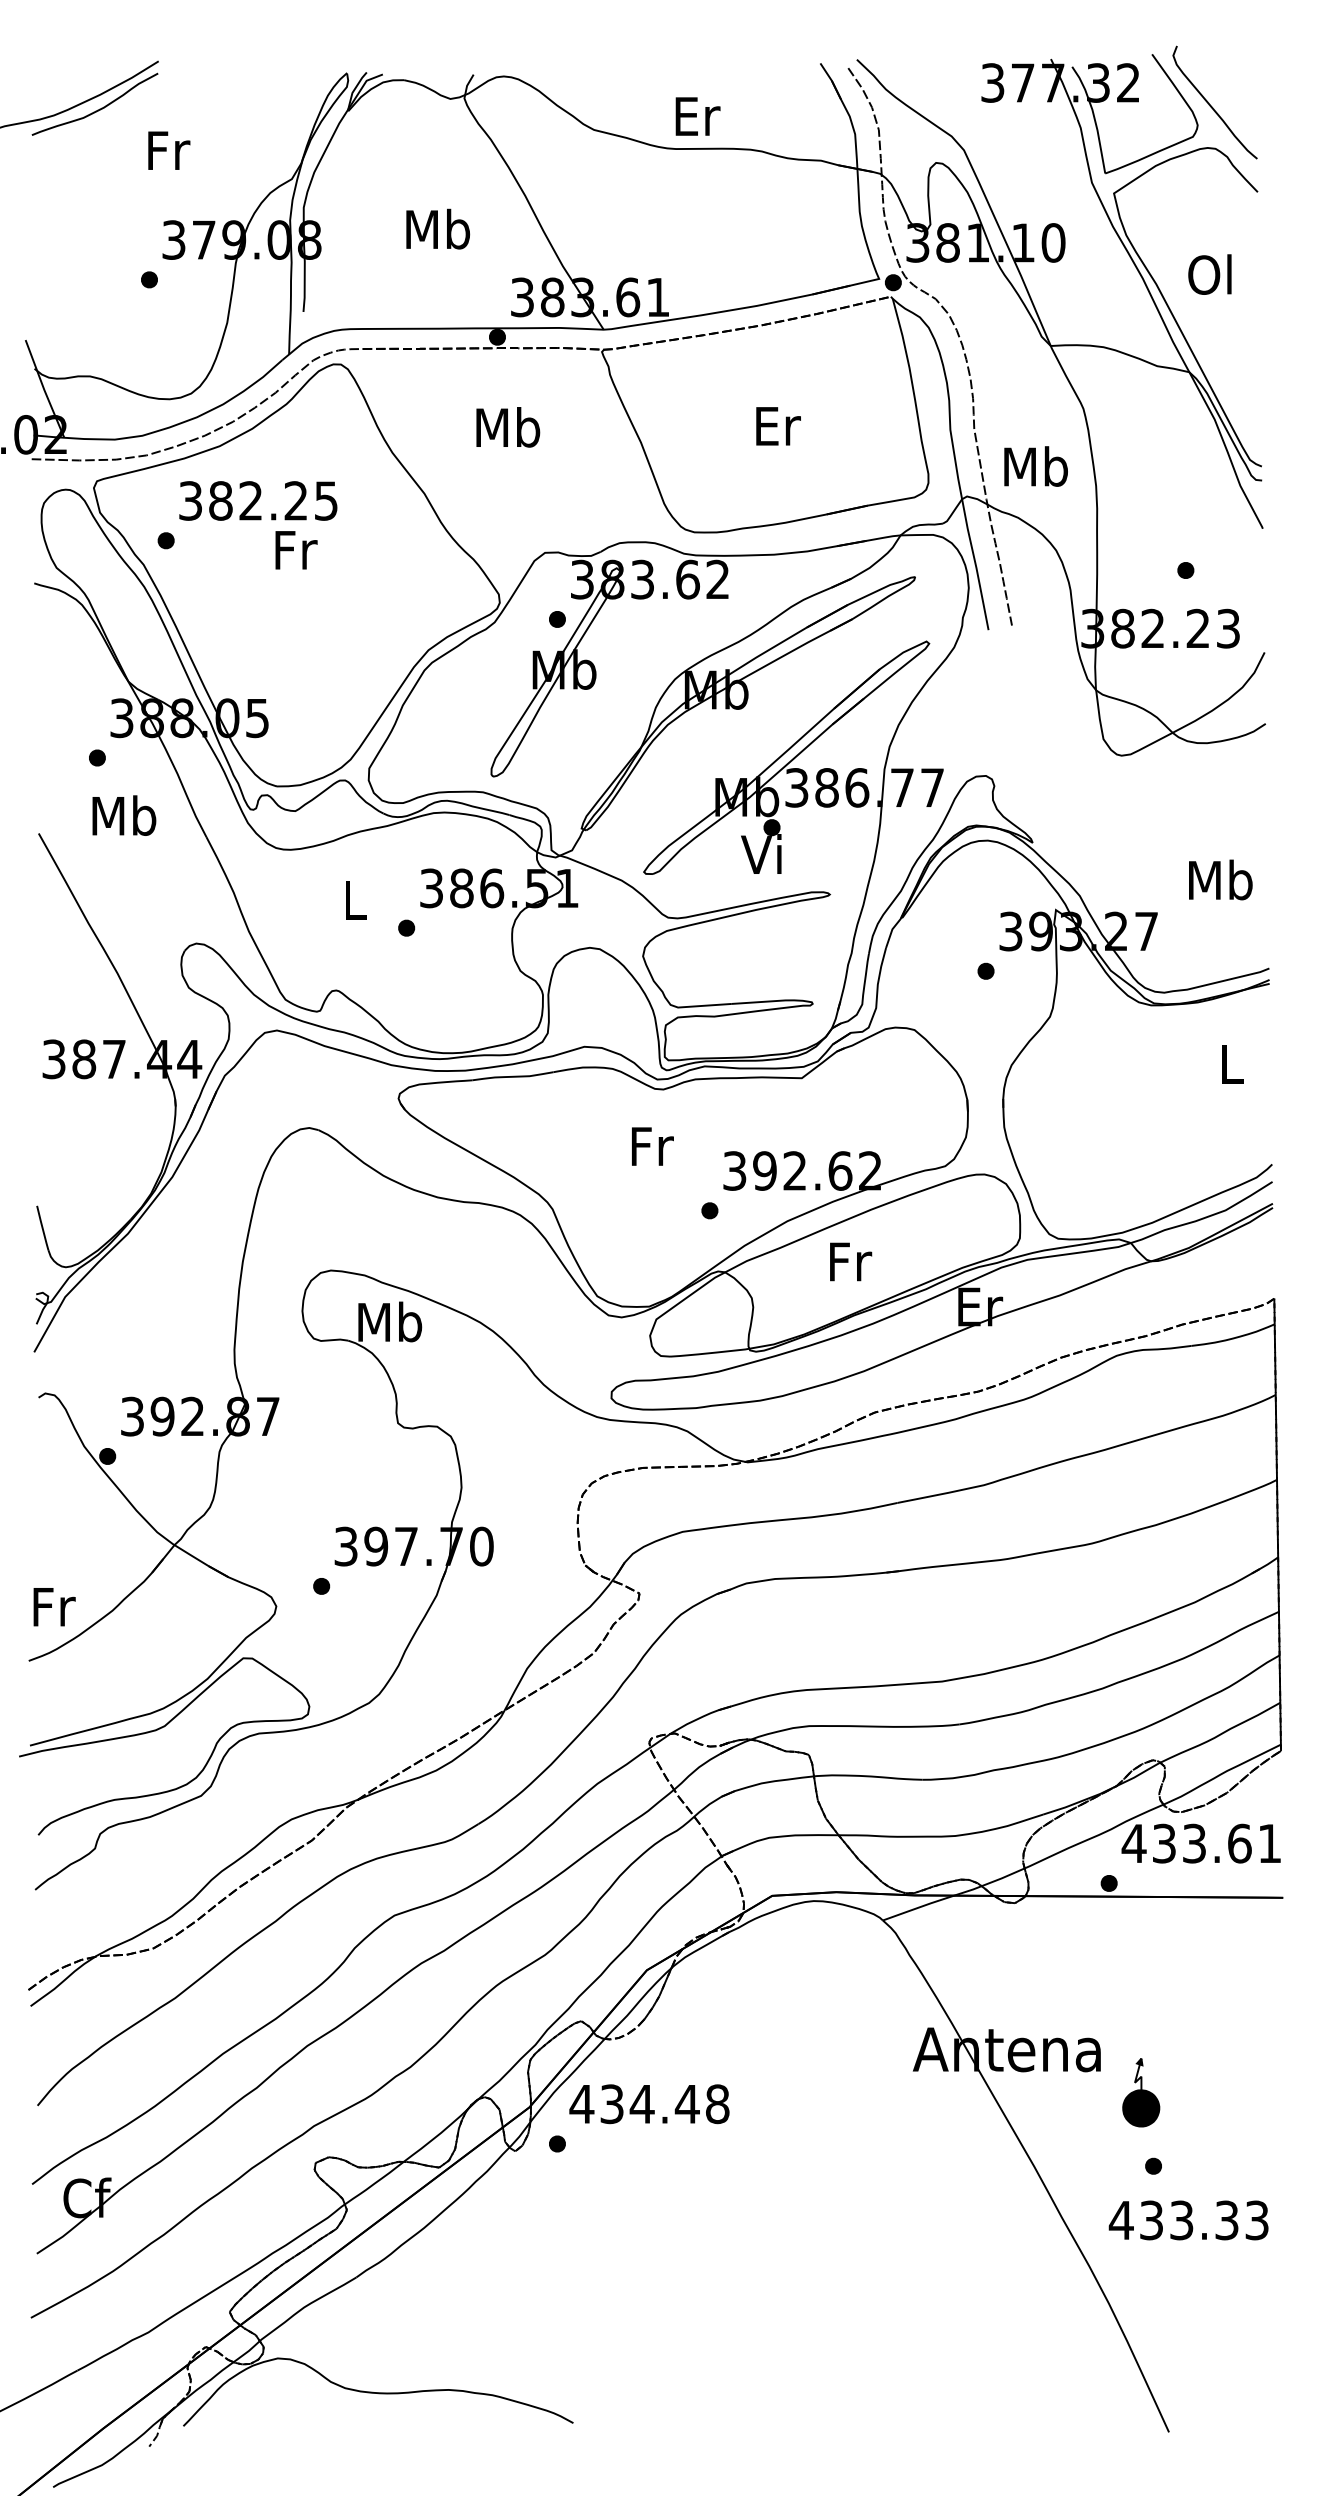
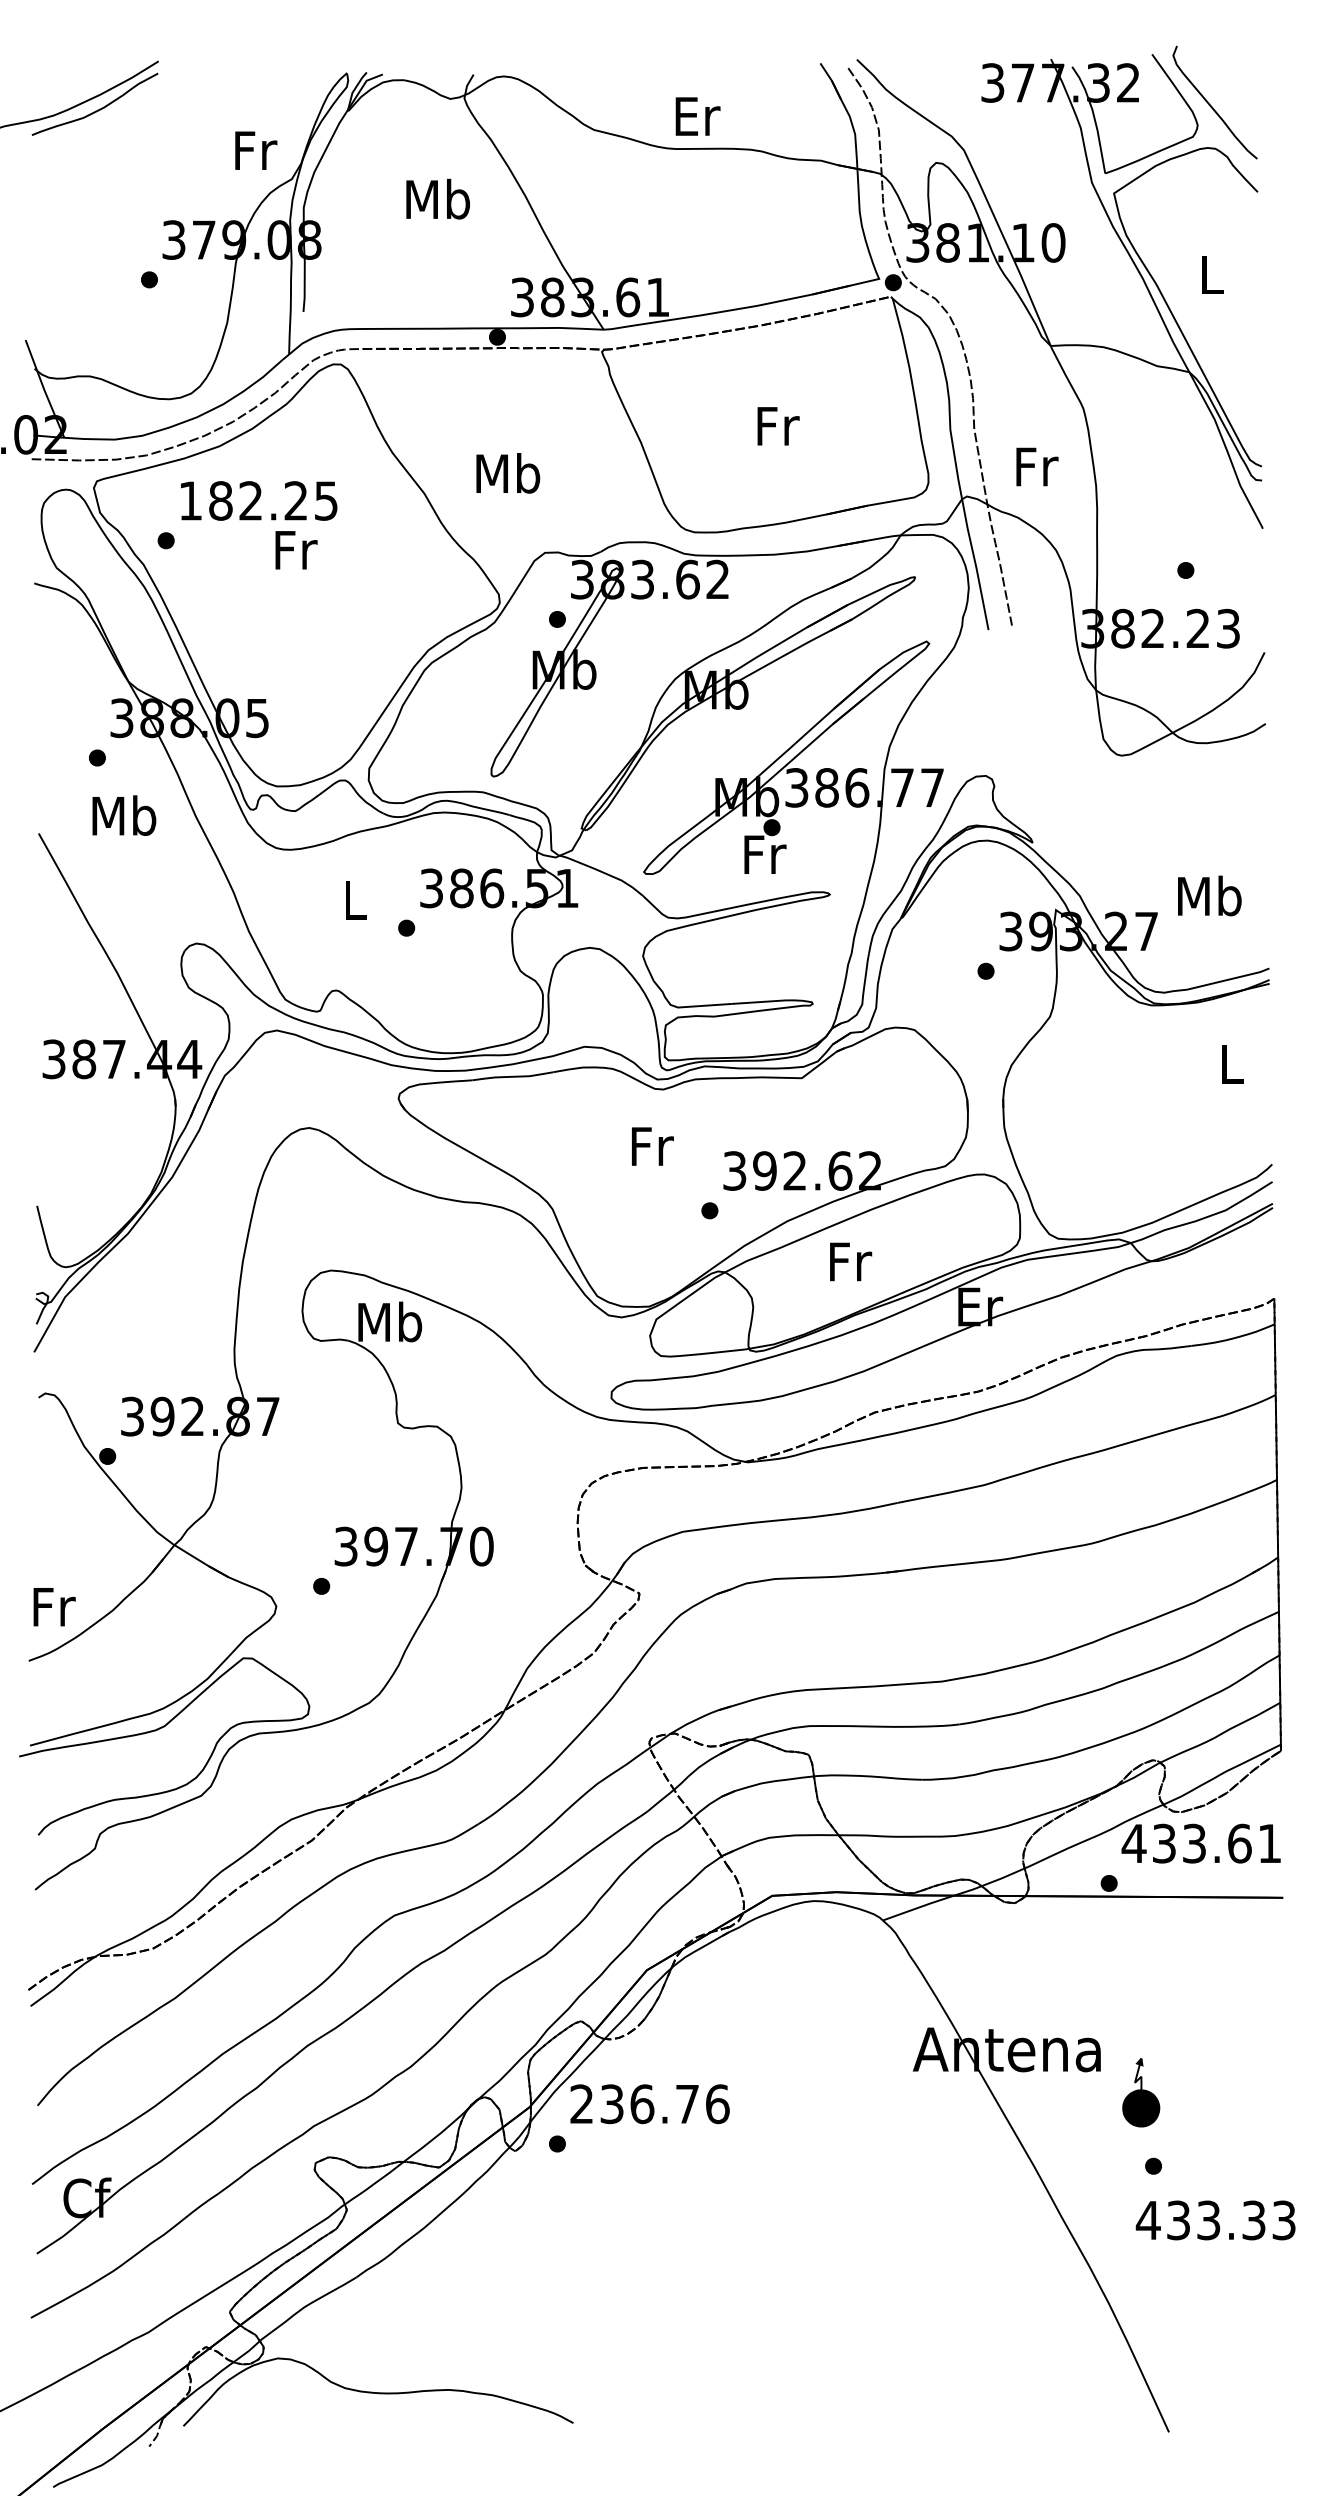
text position: (169, 150) -> (256, 150) (256, 150)
text position: (438, 228) -> (438, 198) (438, 198)
text: Ol -> L (1209, 274)
text: Er -> Fr (778, 426)
text position: (508, 427) -> (508, 473) (508, 473)
text: Mb -> Fr (1035, 466)
text: 382.25 -> 182.25 (190, 500)
text: Vi -> Fr (763, 853)
text position: (1220, 879) -> (1209, 895) (1209, 895)
text: 434.48 -> 236.76 (649, 2104)
text position: (1188, 2220) -> (1215, 2220) (1215, 2220)
